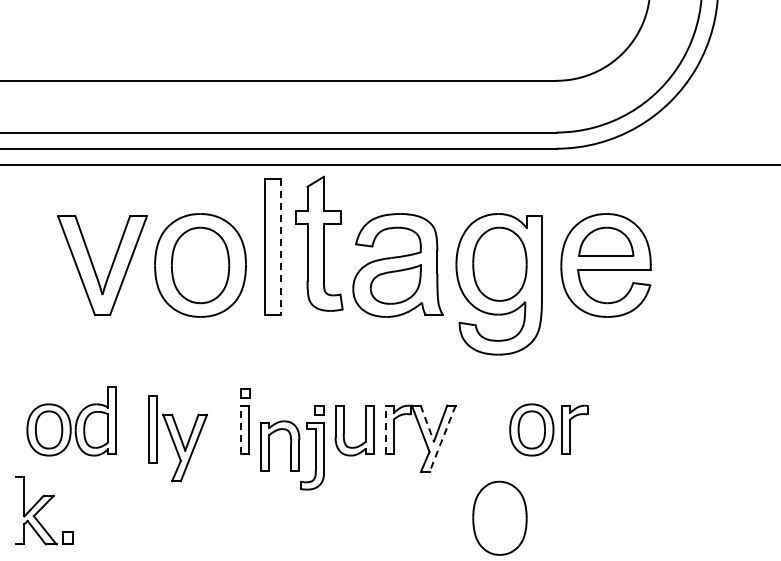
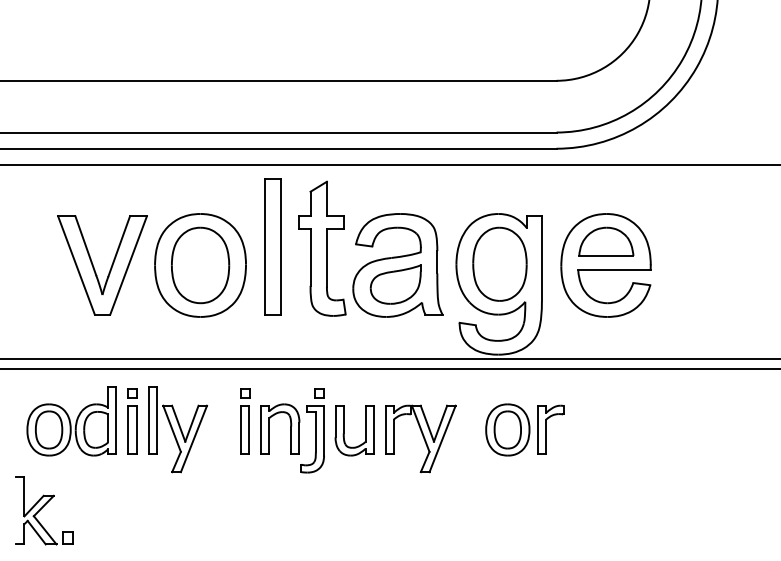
part position: (319, 243) -> (322, 248) (322, 248)
line: dashed -> solid (281, 246)
line: none -> present (389, 358)
line: none -> present (389, 368)
part: none -> present (132, 421)
line: dashed -> solid (427, 424)
line: dashed -> solid (241, 429)
line: dashed -> solid (385, 429)
part position: (548, 429) -> (524, 429) (524, 429)
part position: (178, 438) -> (178, 429) (178, 429)
line: dashed -> solid (442, 438)
part position: (292, 447) -> (292, 430) (292, 430)
part: present -> none (499, 517)
